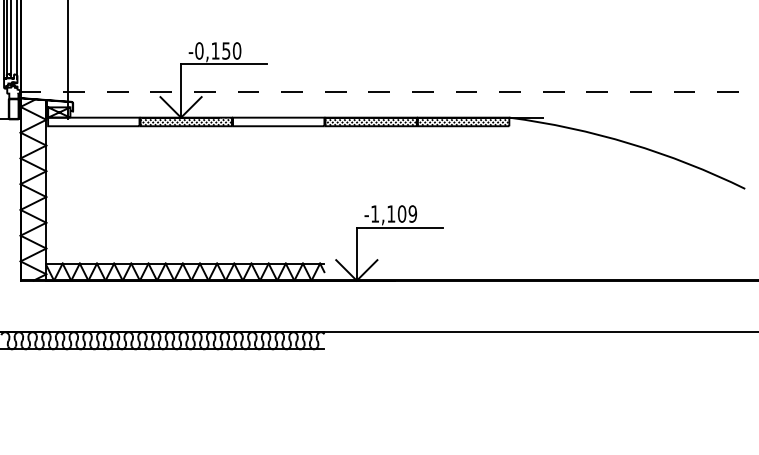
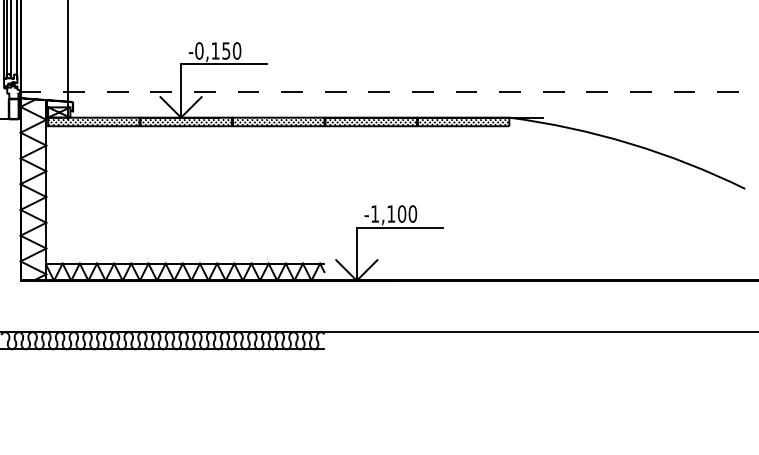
hatch: none -> present (93, 121)
hatch: none -> present (278, 121)
text: -1,109 -> -1,100 (412, 213)
